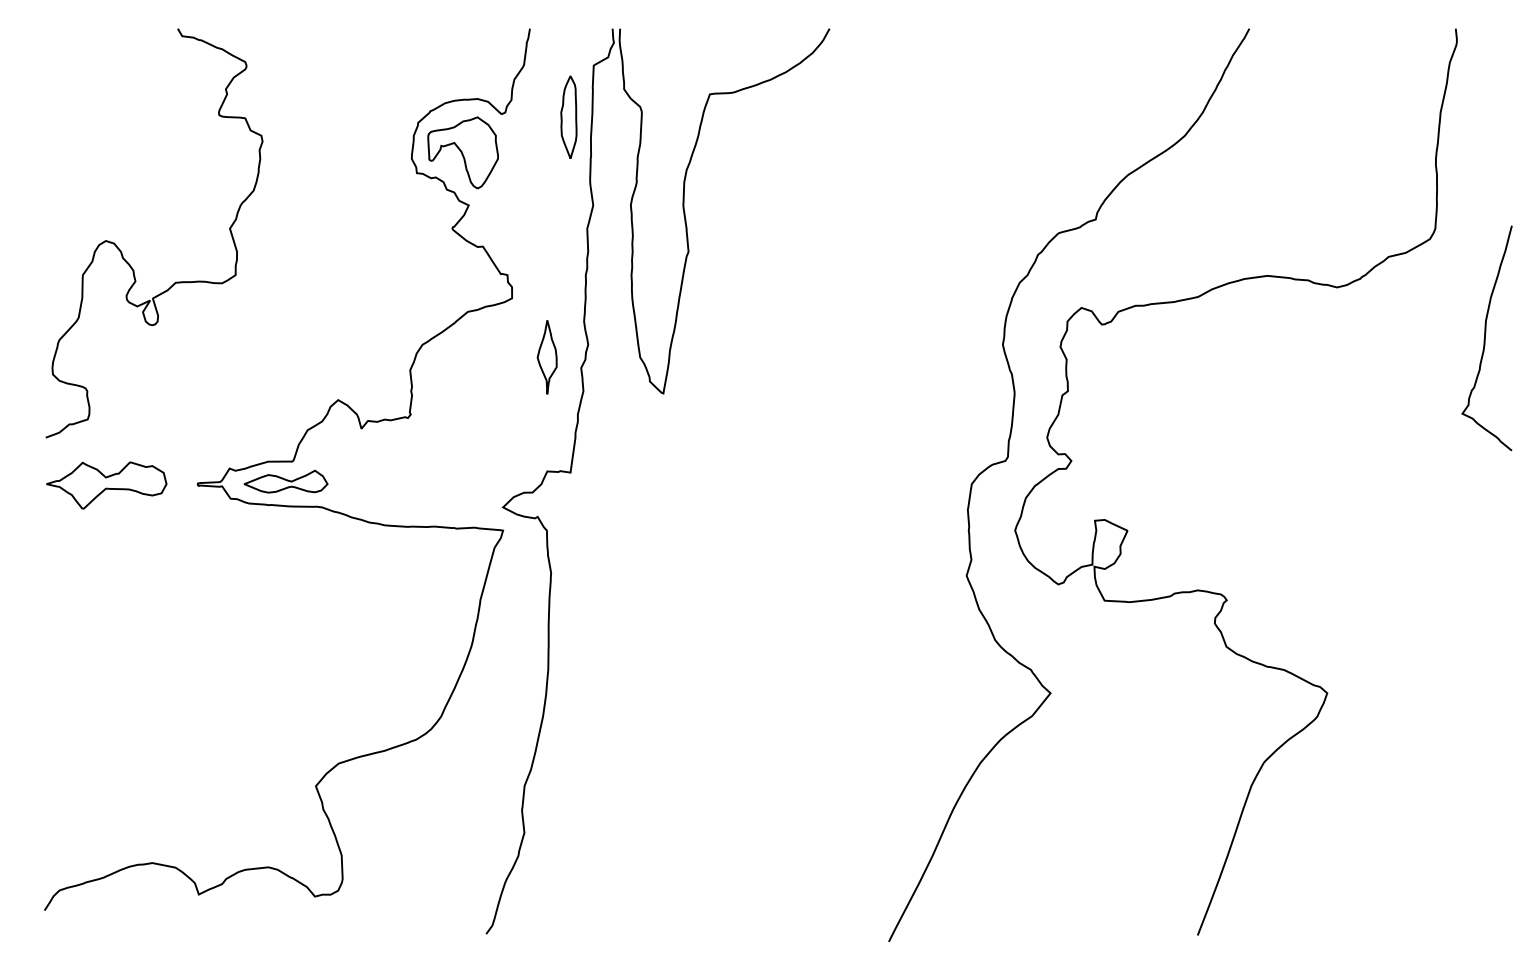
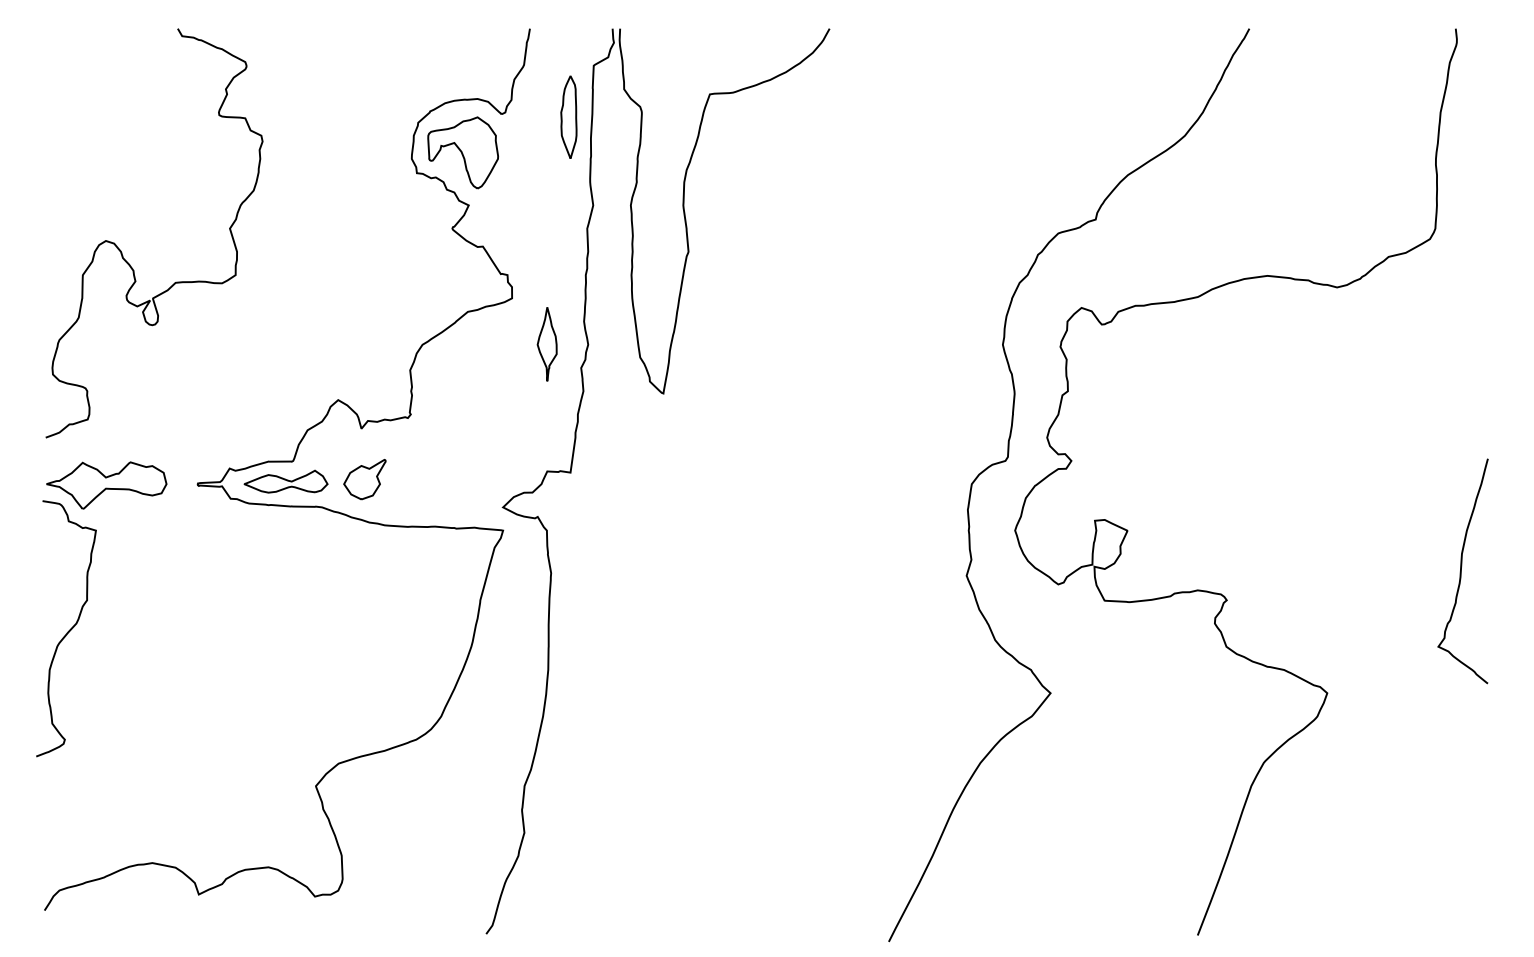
curve position: (1485, 338) -> (1461, 571) (1461, 571)
part position: (546, 357) -> (546, 344) (546, 344)
part: none -> present (364, 479)
curve: none -> present (68, 630)
